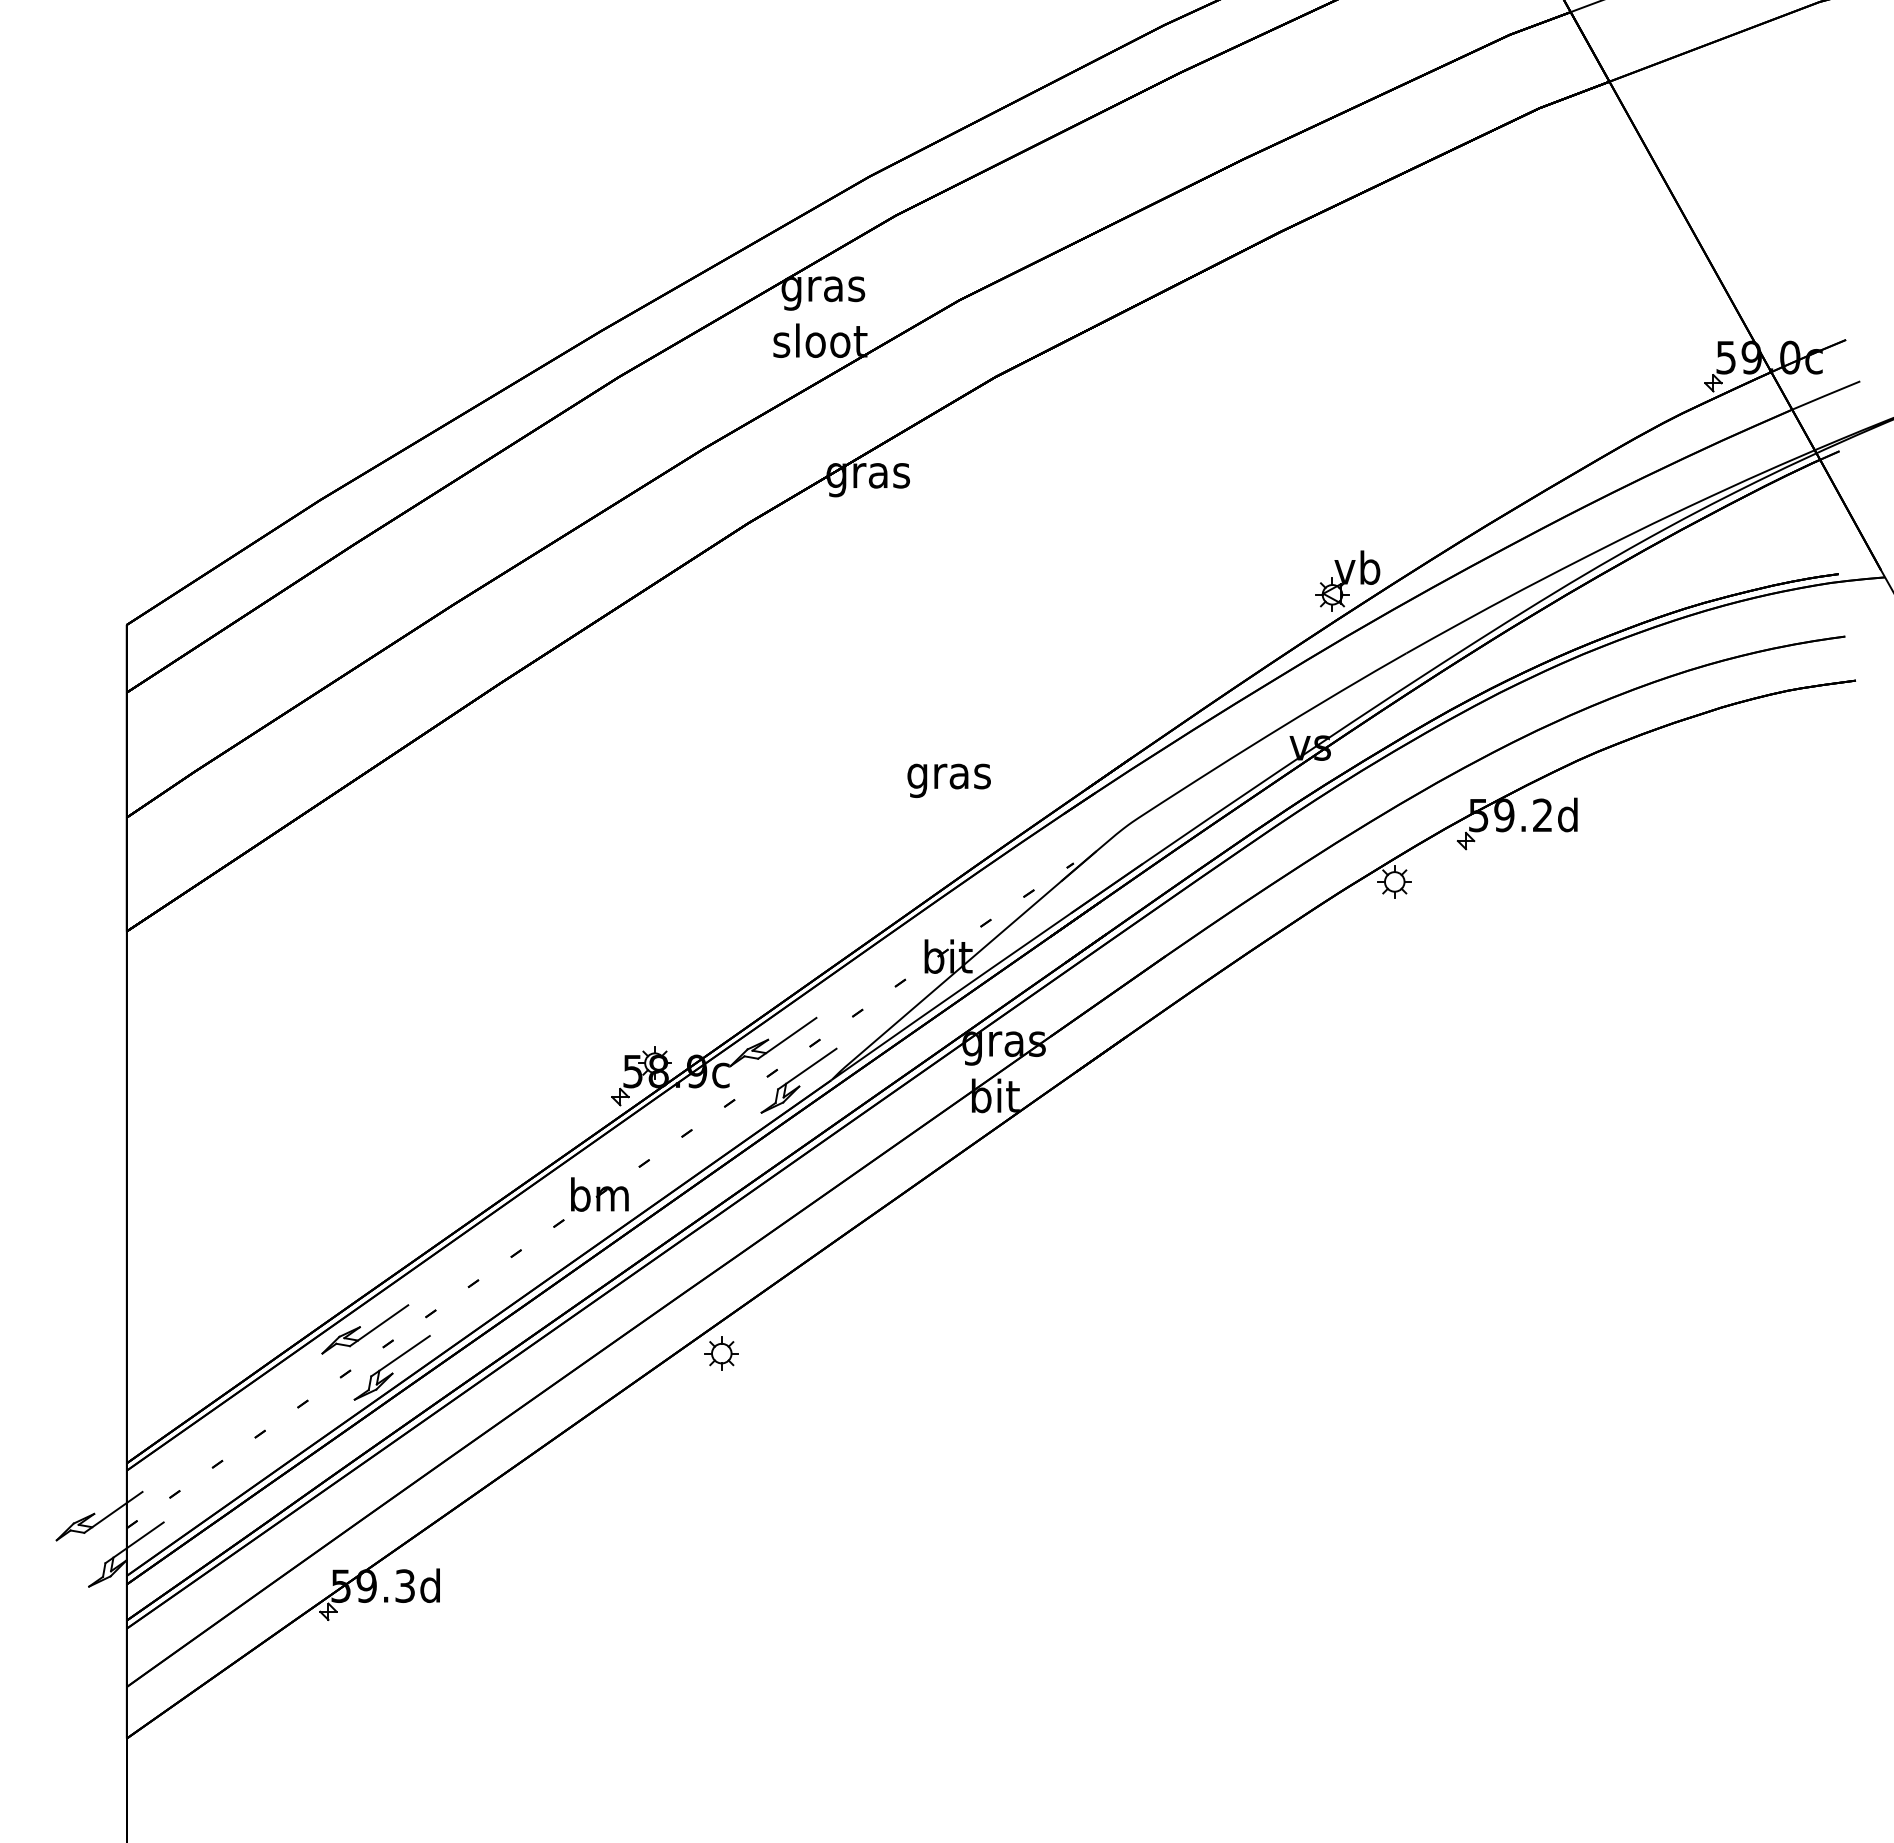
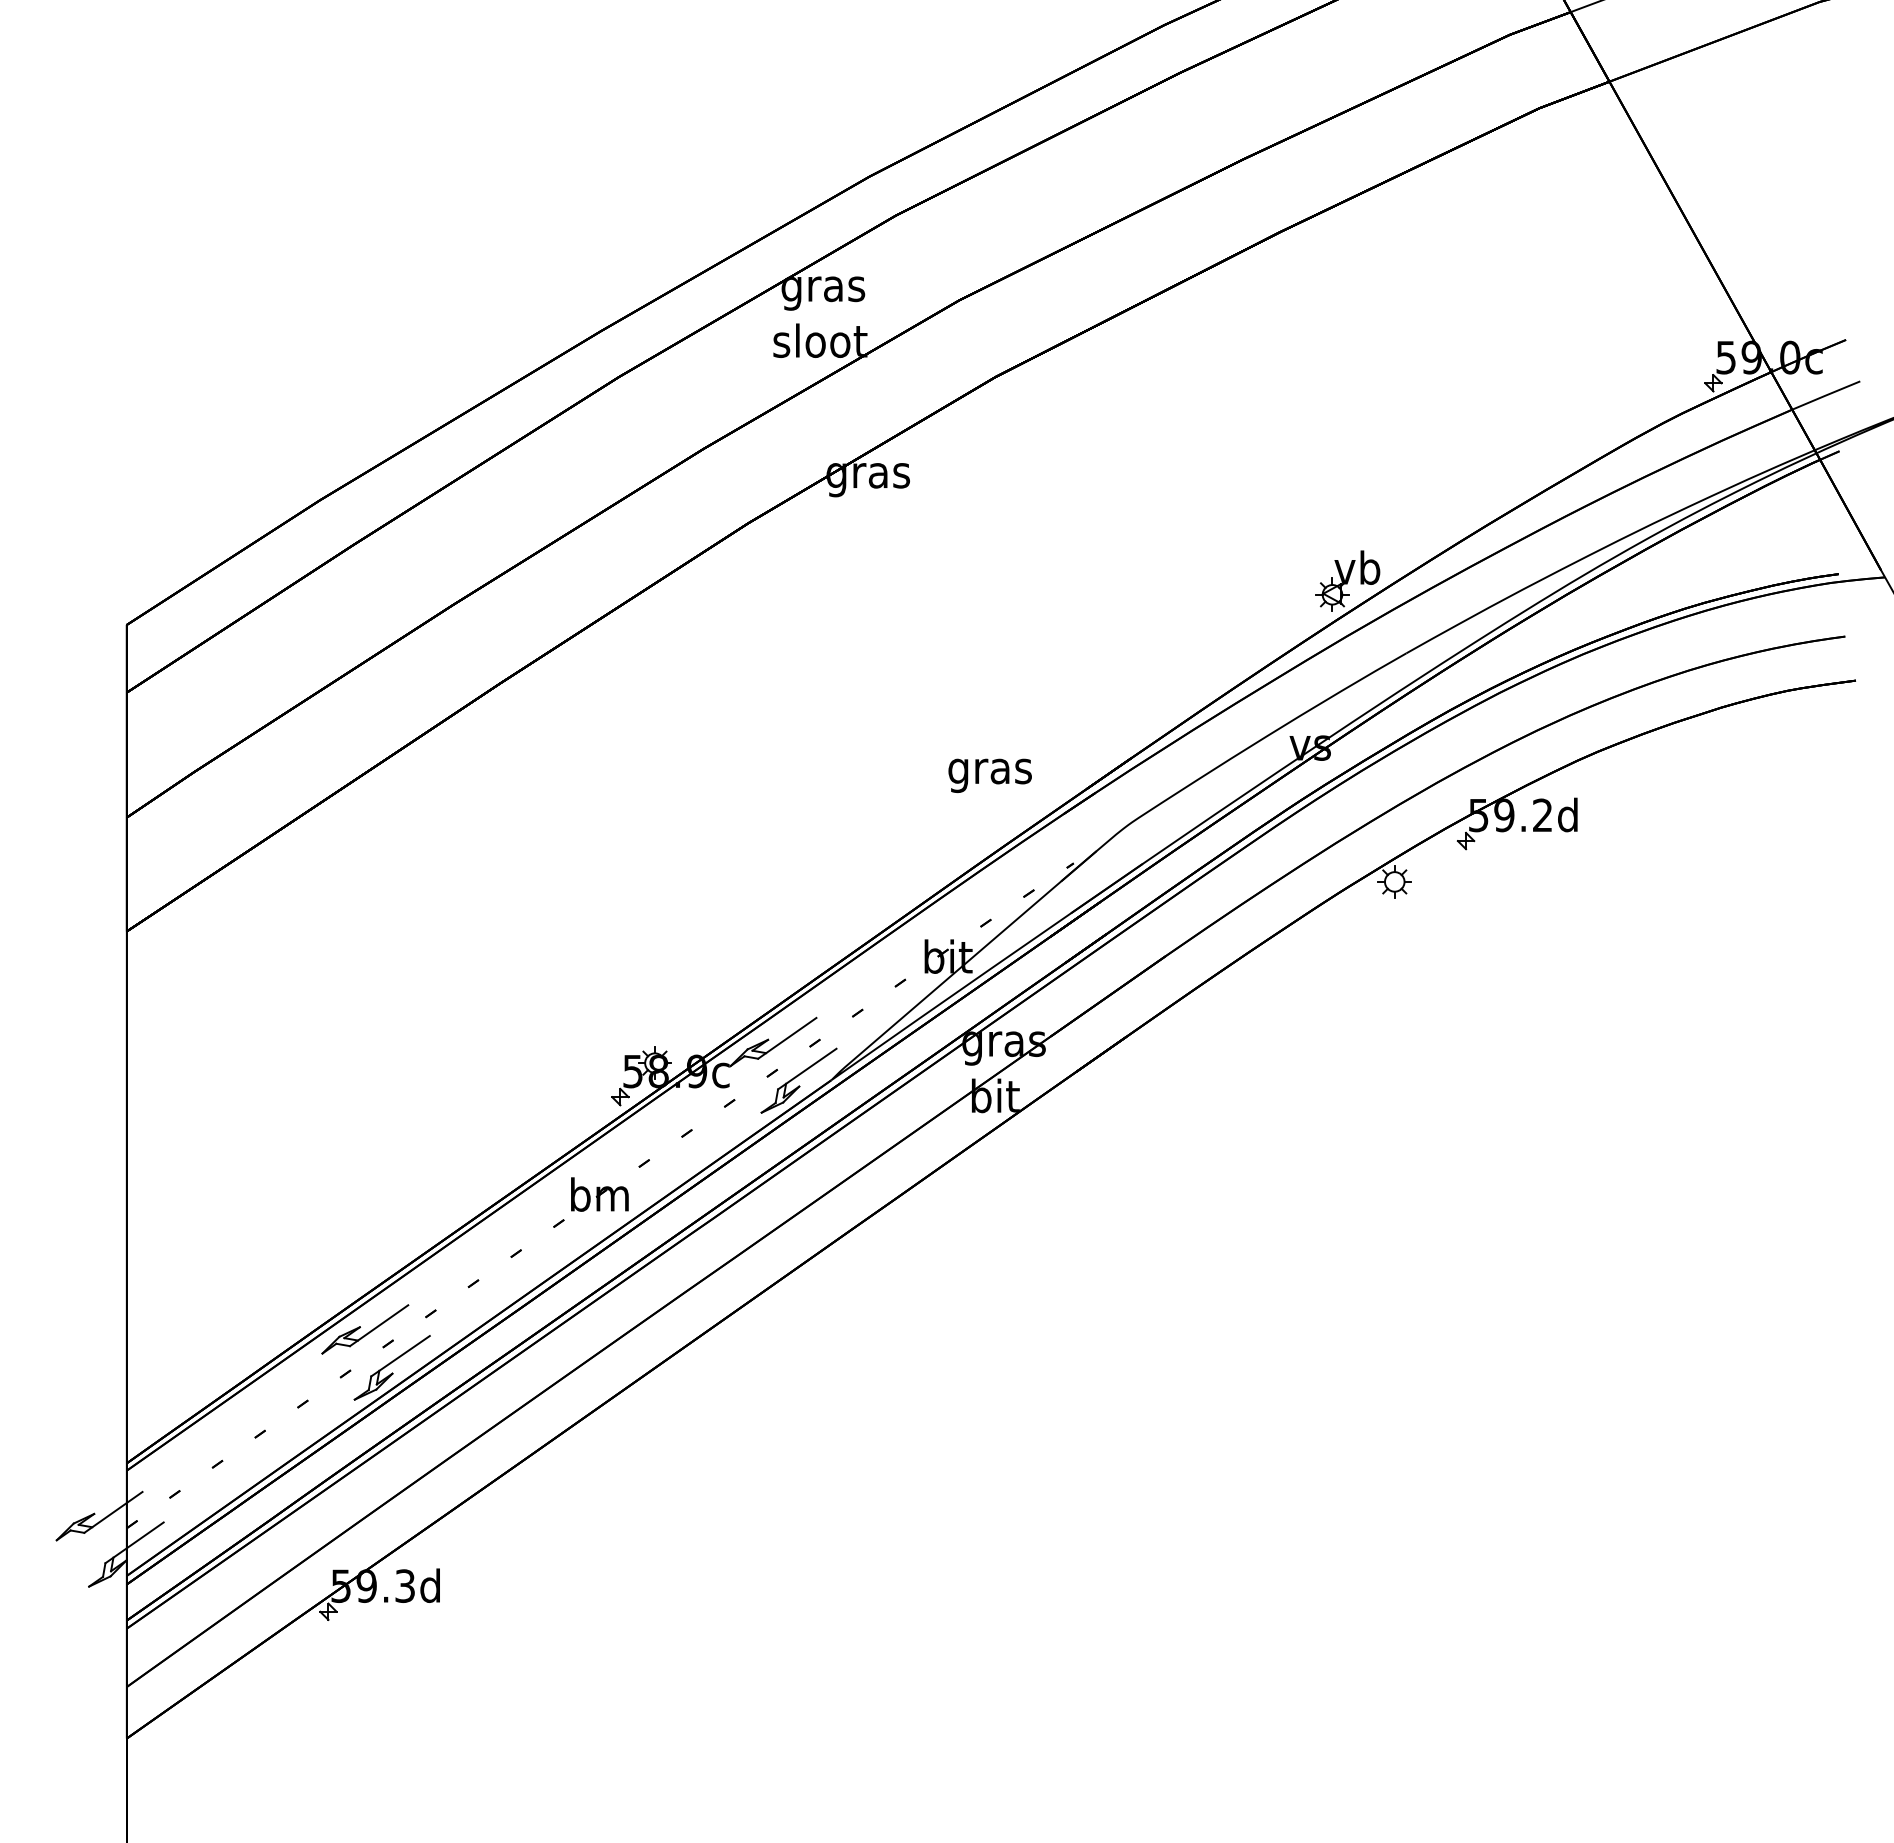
text position: (948, 780) -> (989, 775) (989, 775)
part: present -> none (721, 1353)
